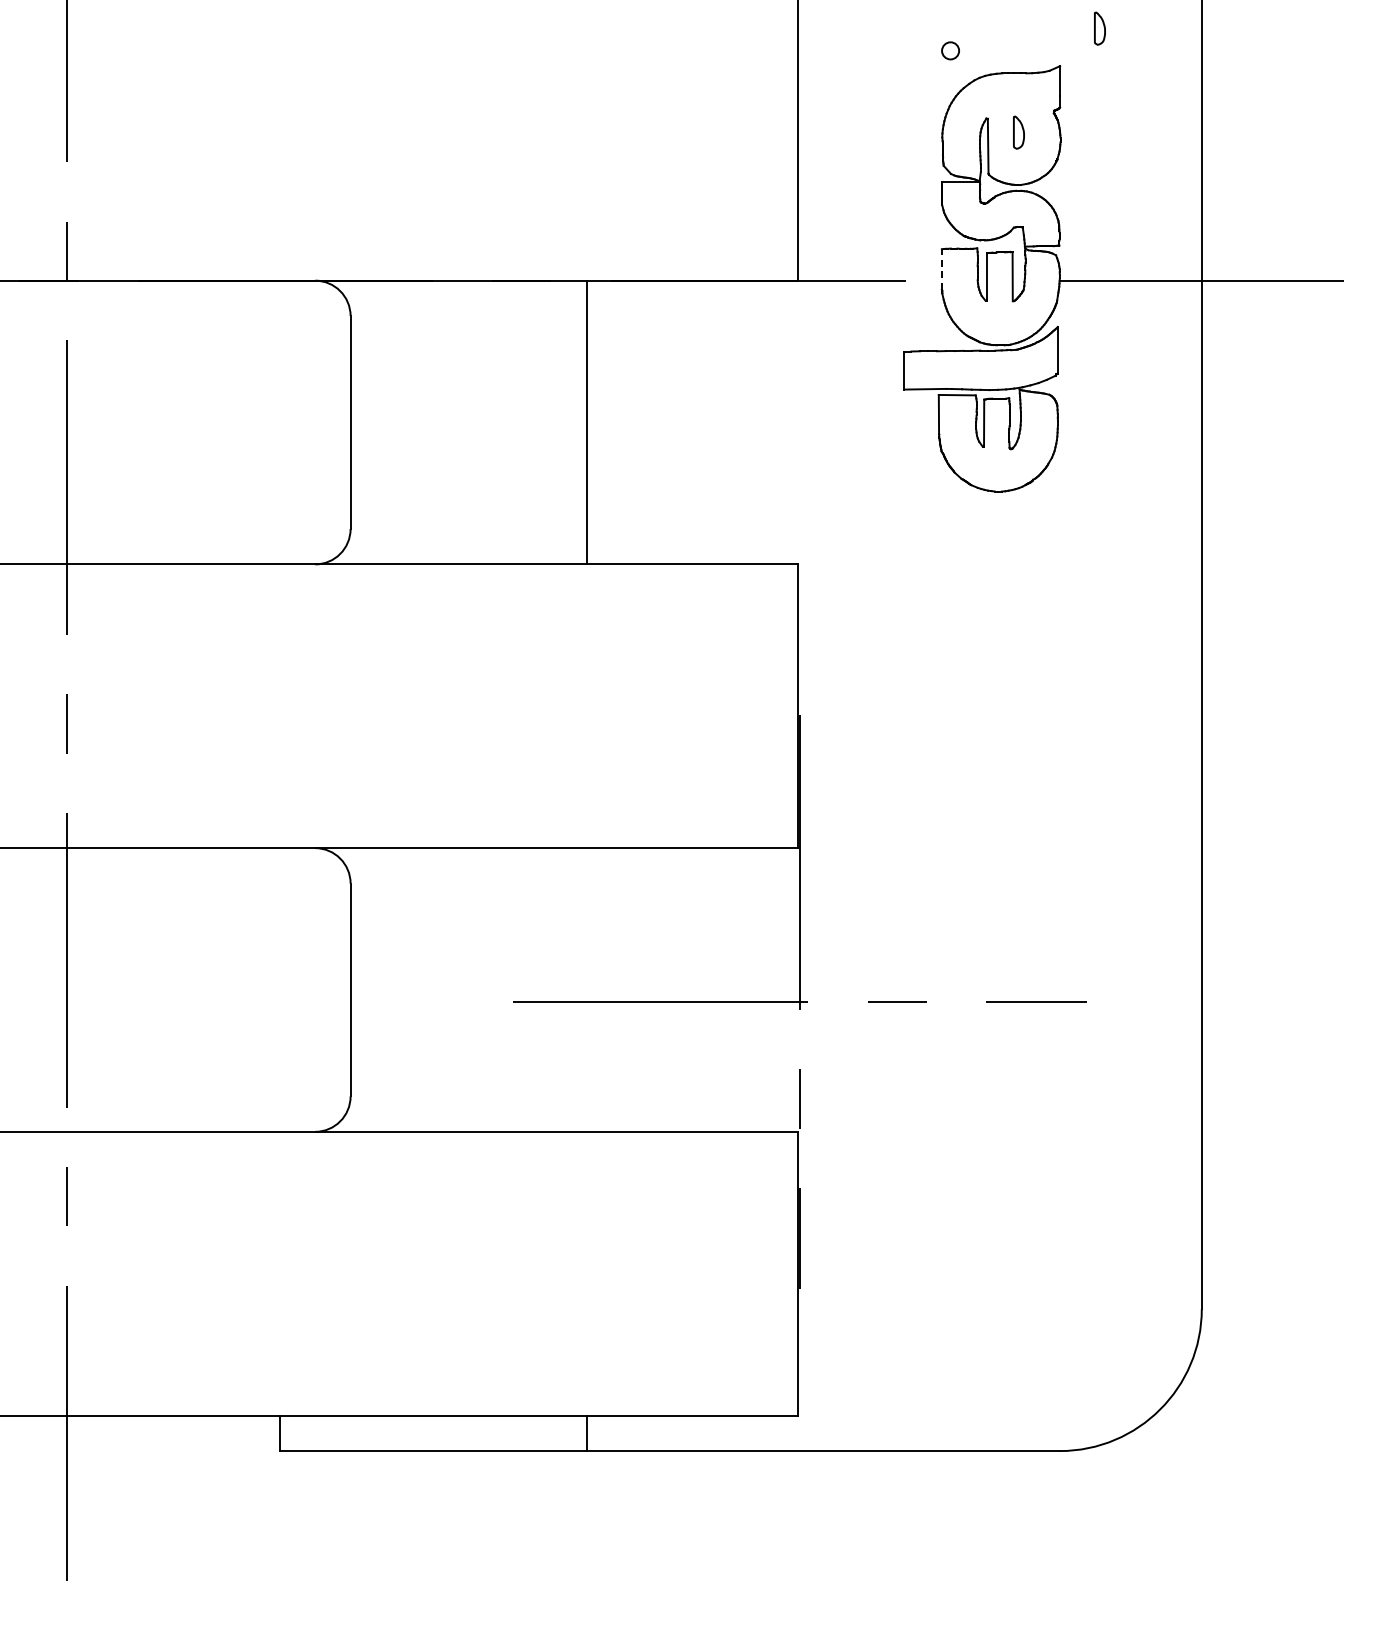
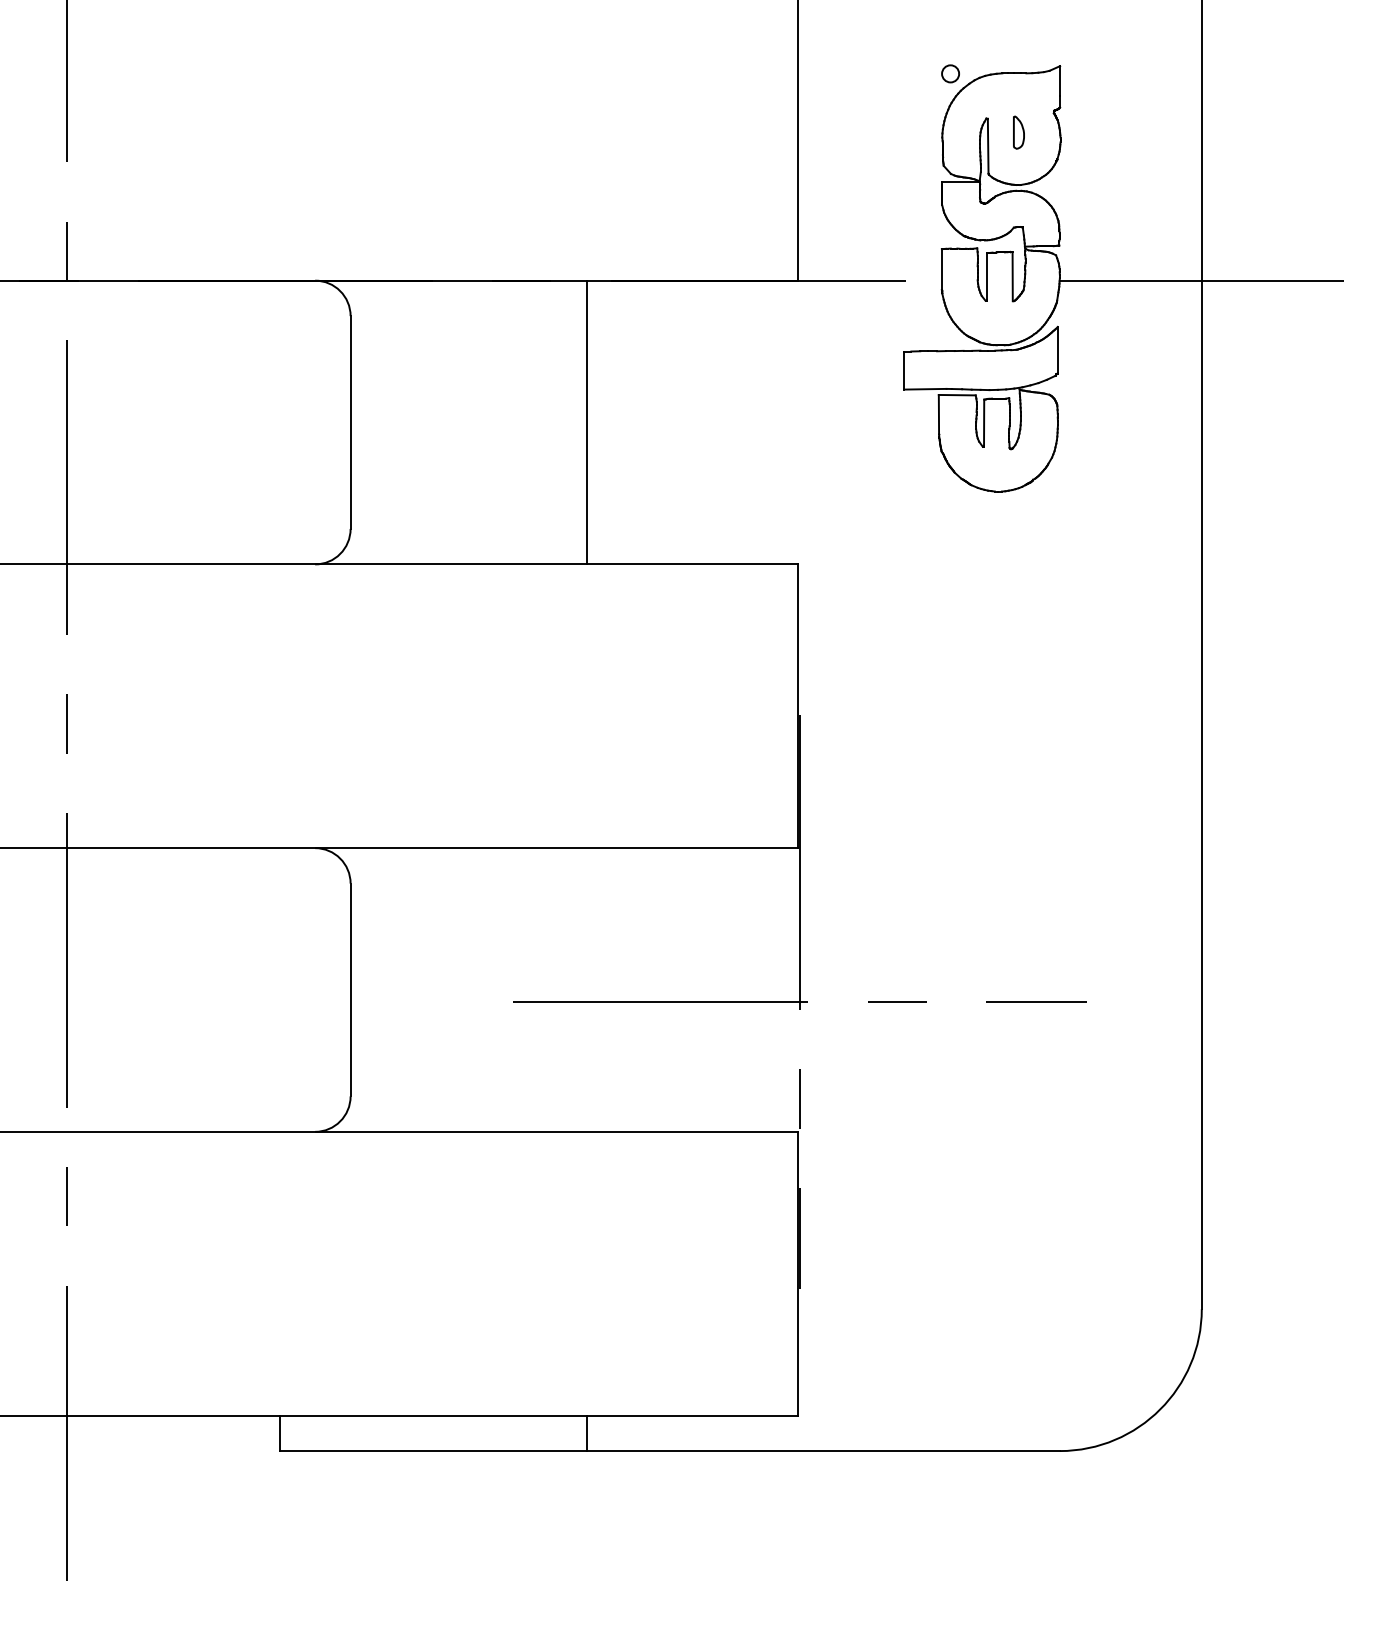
part: present -> none (1099, 28)
circle position: (950, 50) -> (950, 73) (950, 73)
line: dashed -> solid (941, 269)
